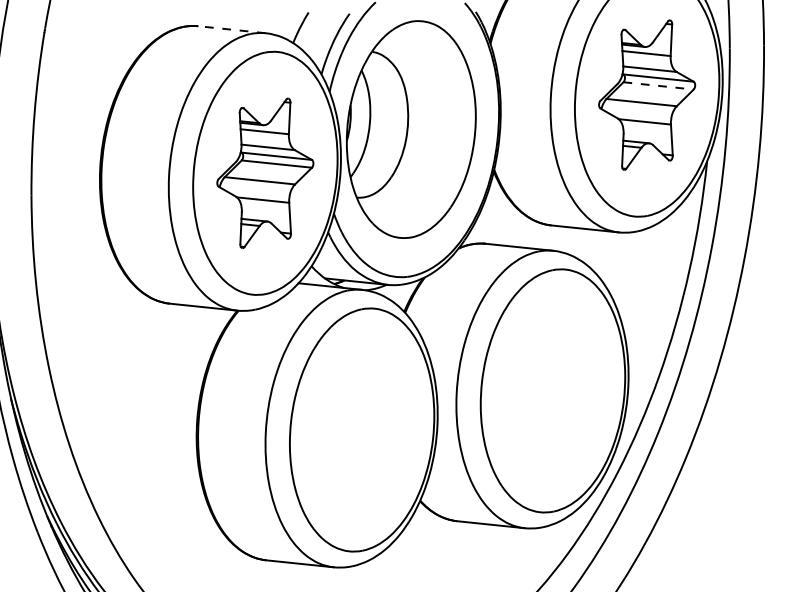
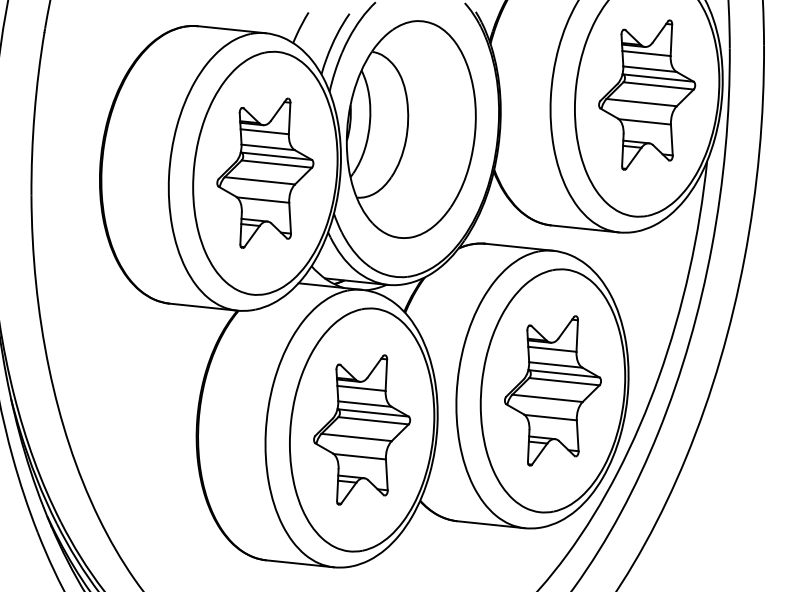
line: dashed -> solid (231, 29)
line: dashed -> solid (659, 85)
part: none -> present (552, 390)
part: none -> present (362, 429)
